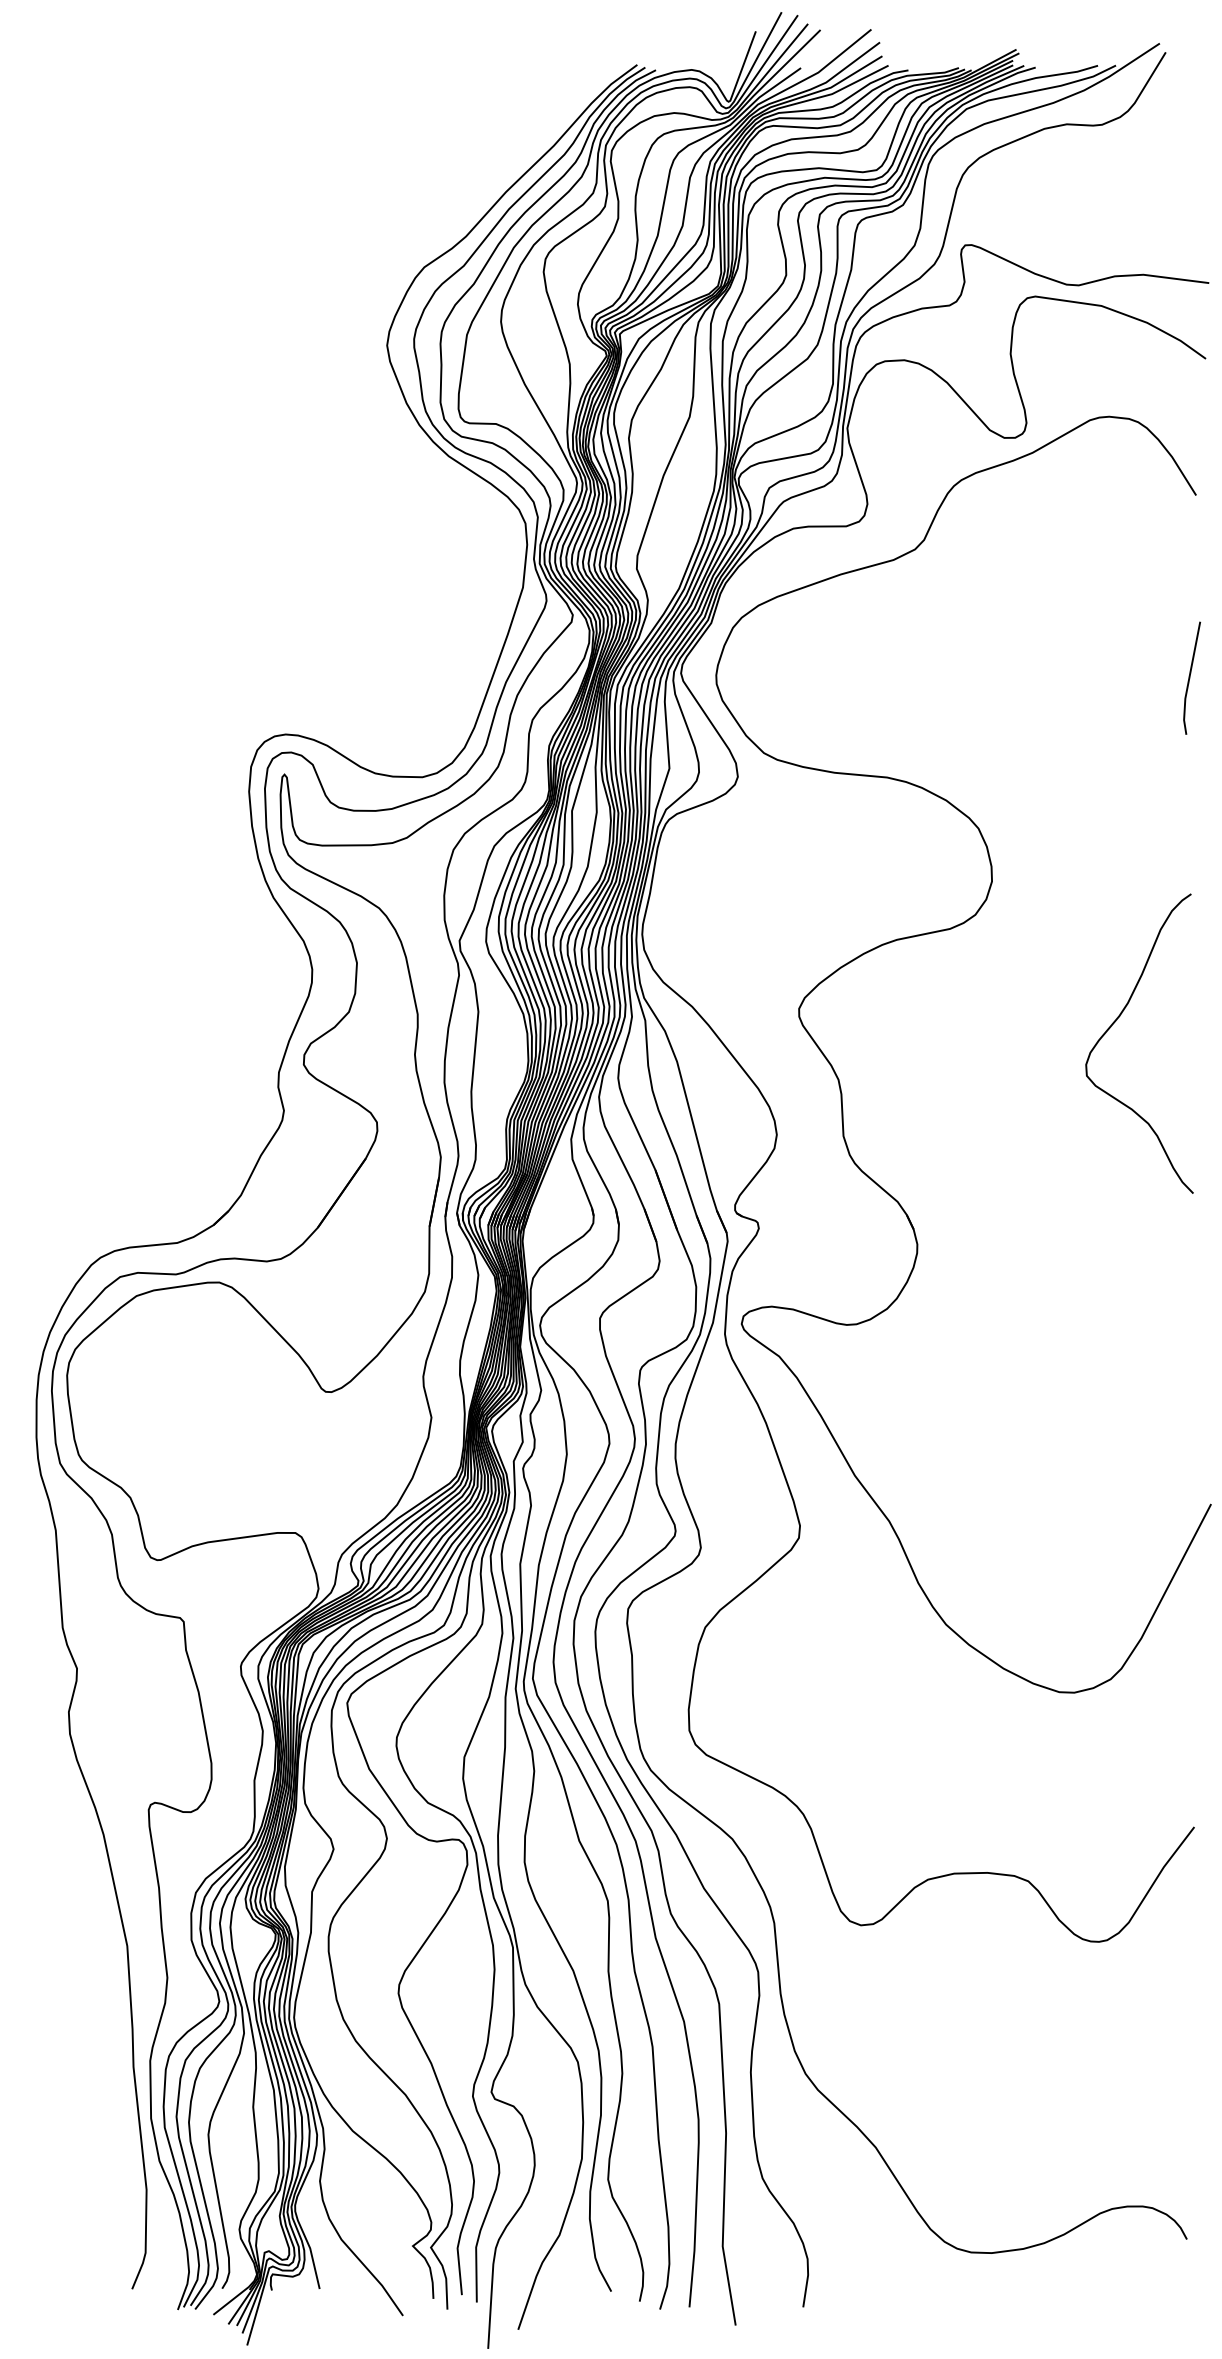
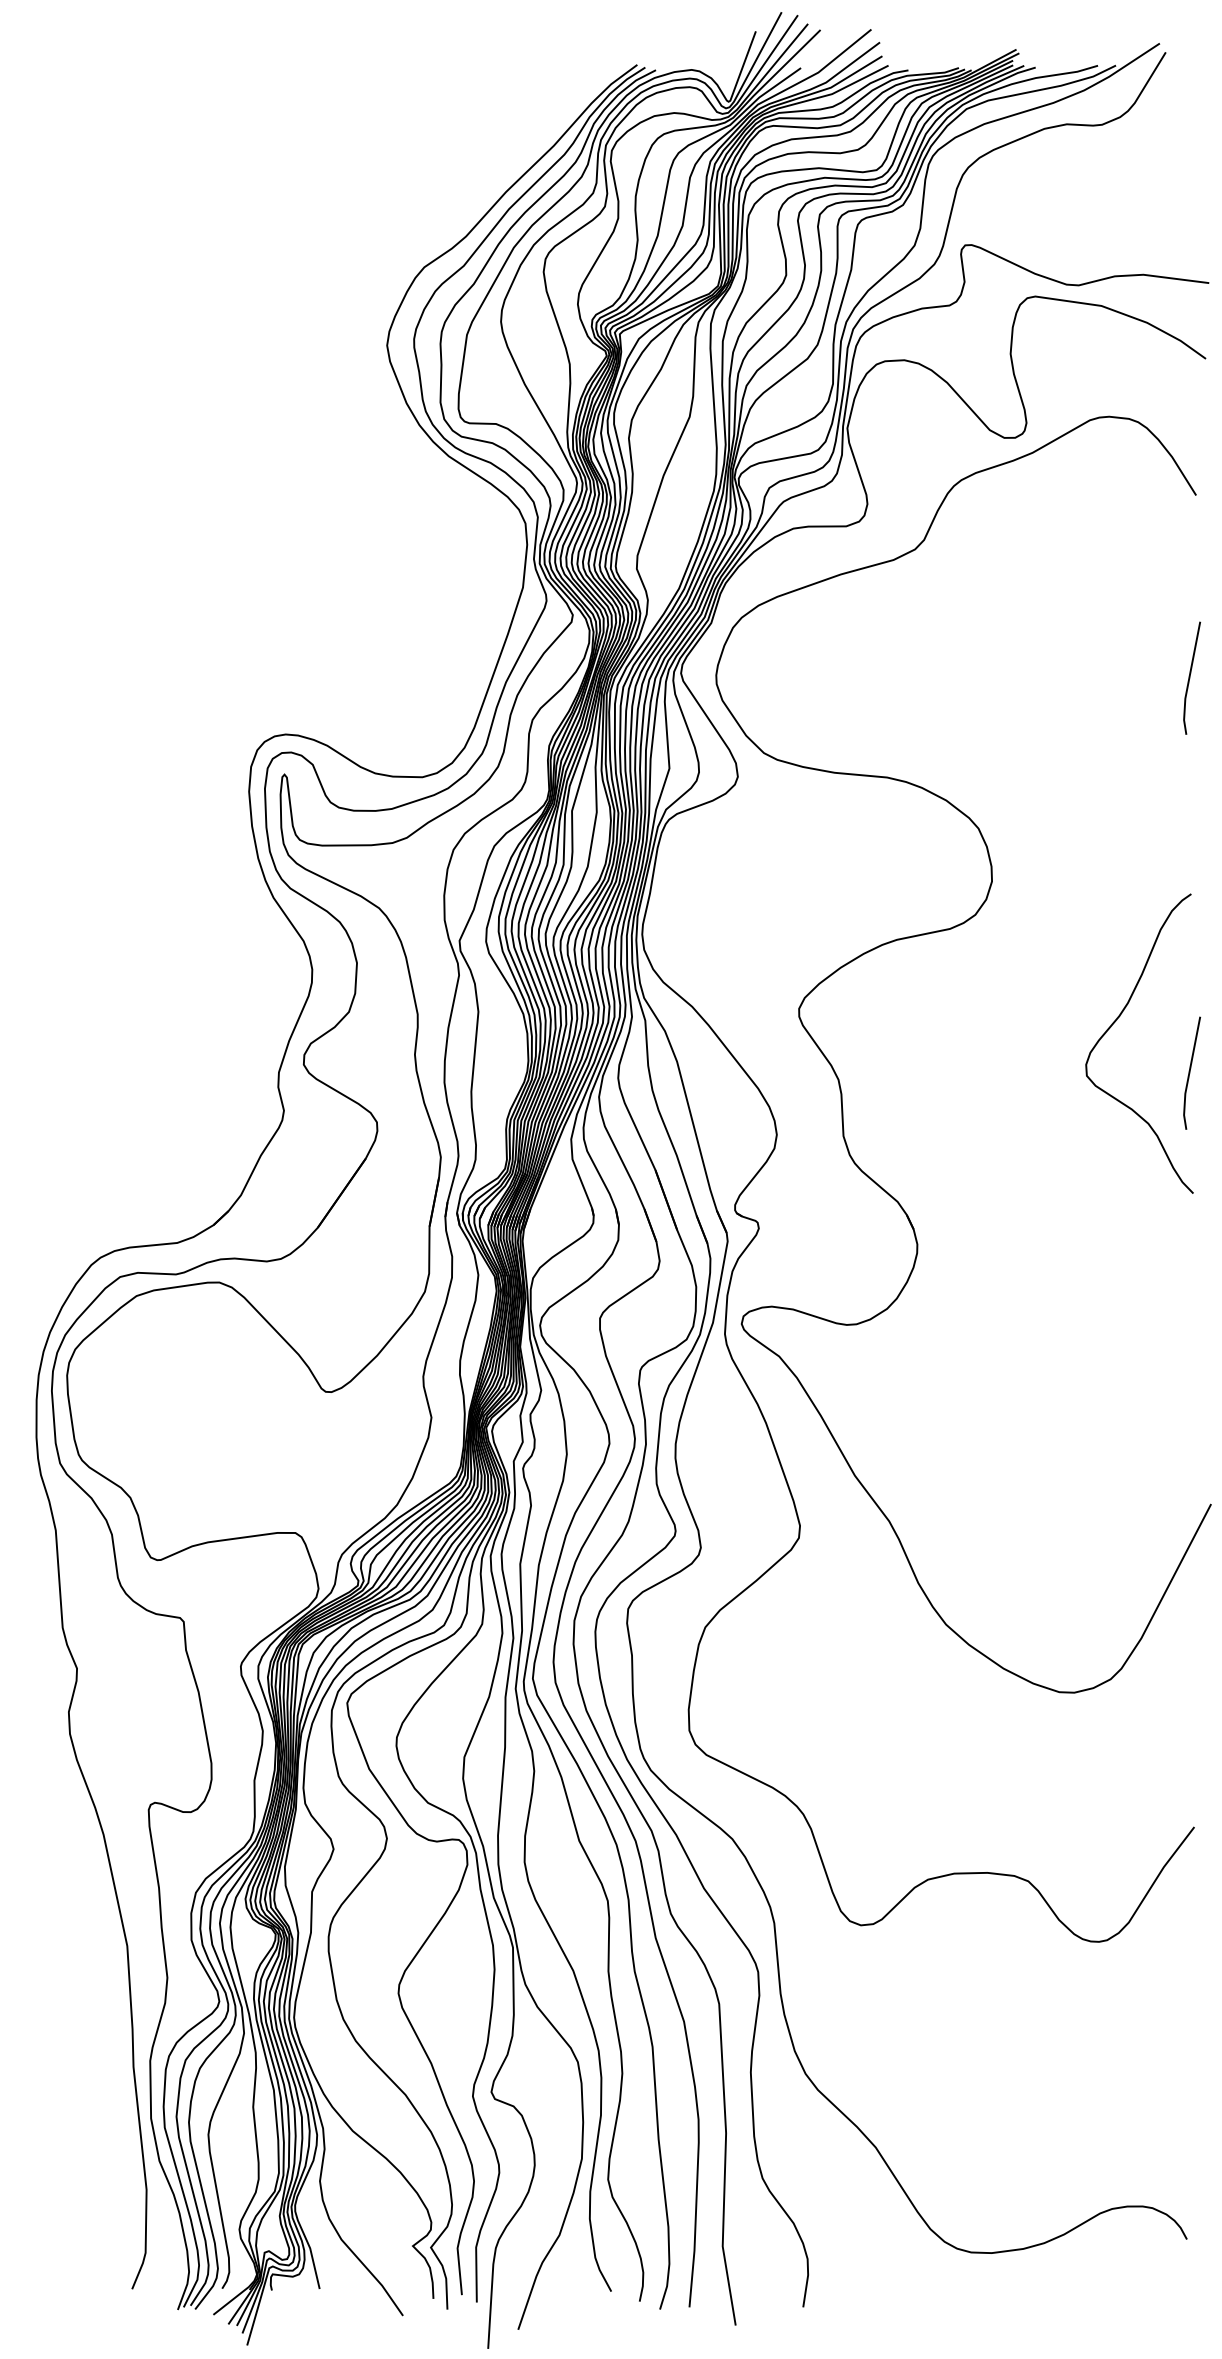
line: none -> present (1190, 1072)
